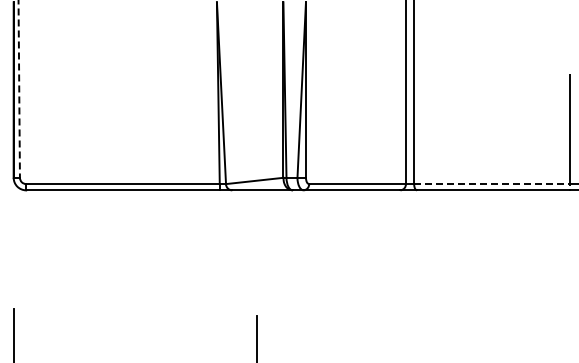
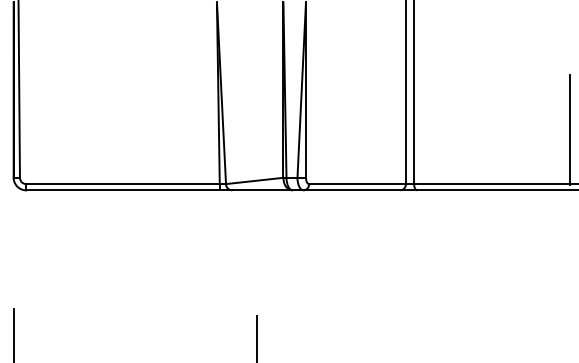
line: dashed -> solid (19, 89)
line: dashed -> solid (492, 184)
